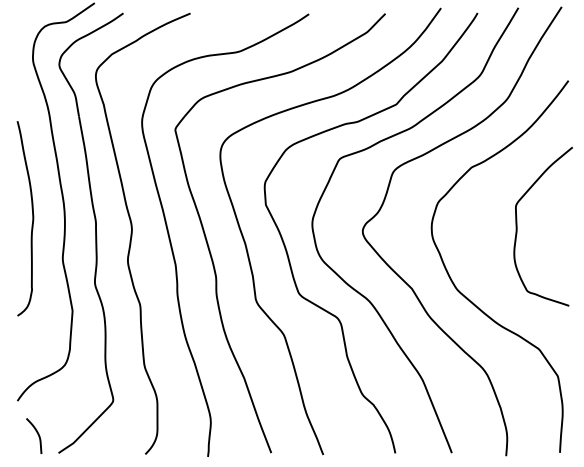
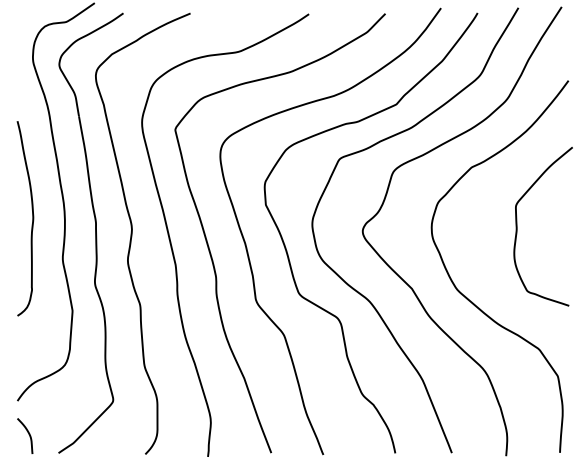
curve position: (37, 434) -> (28, 434) (28, 434)
